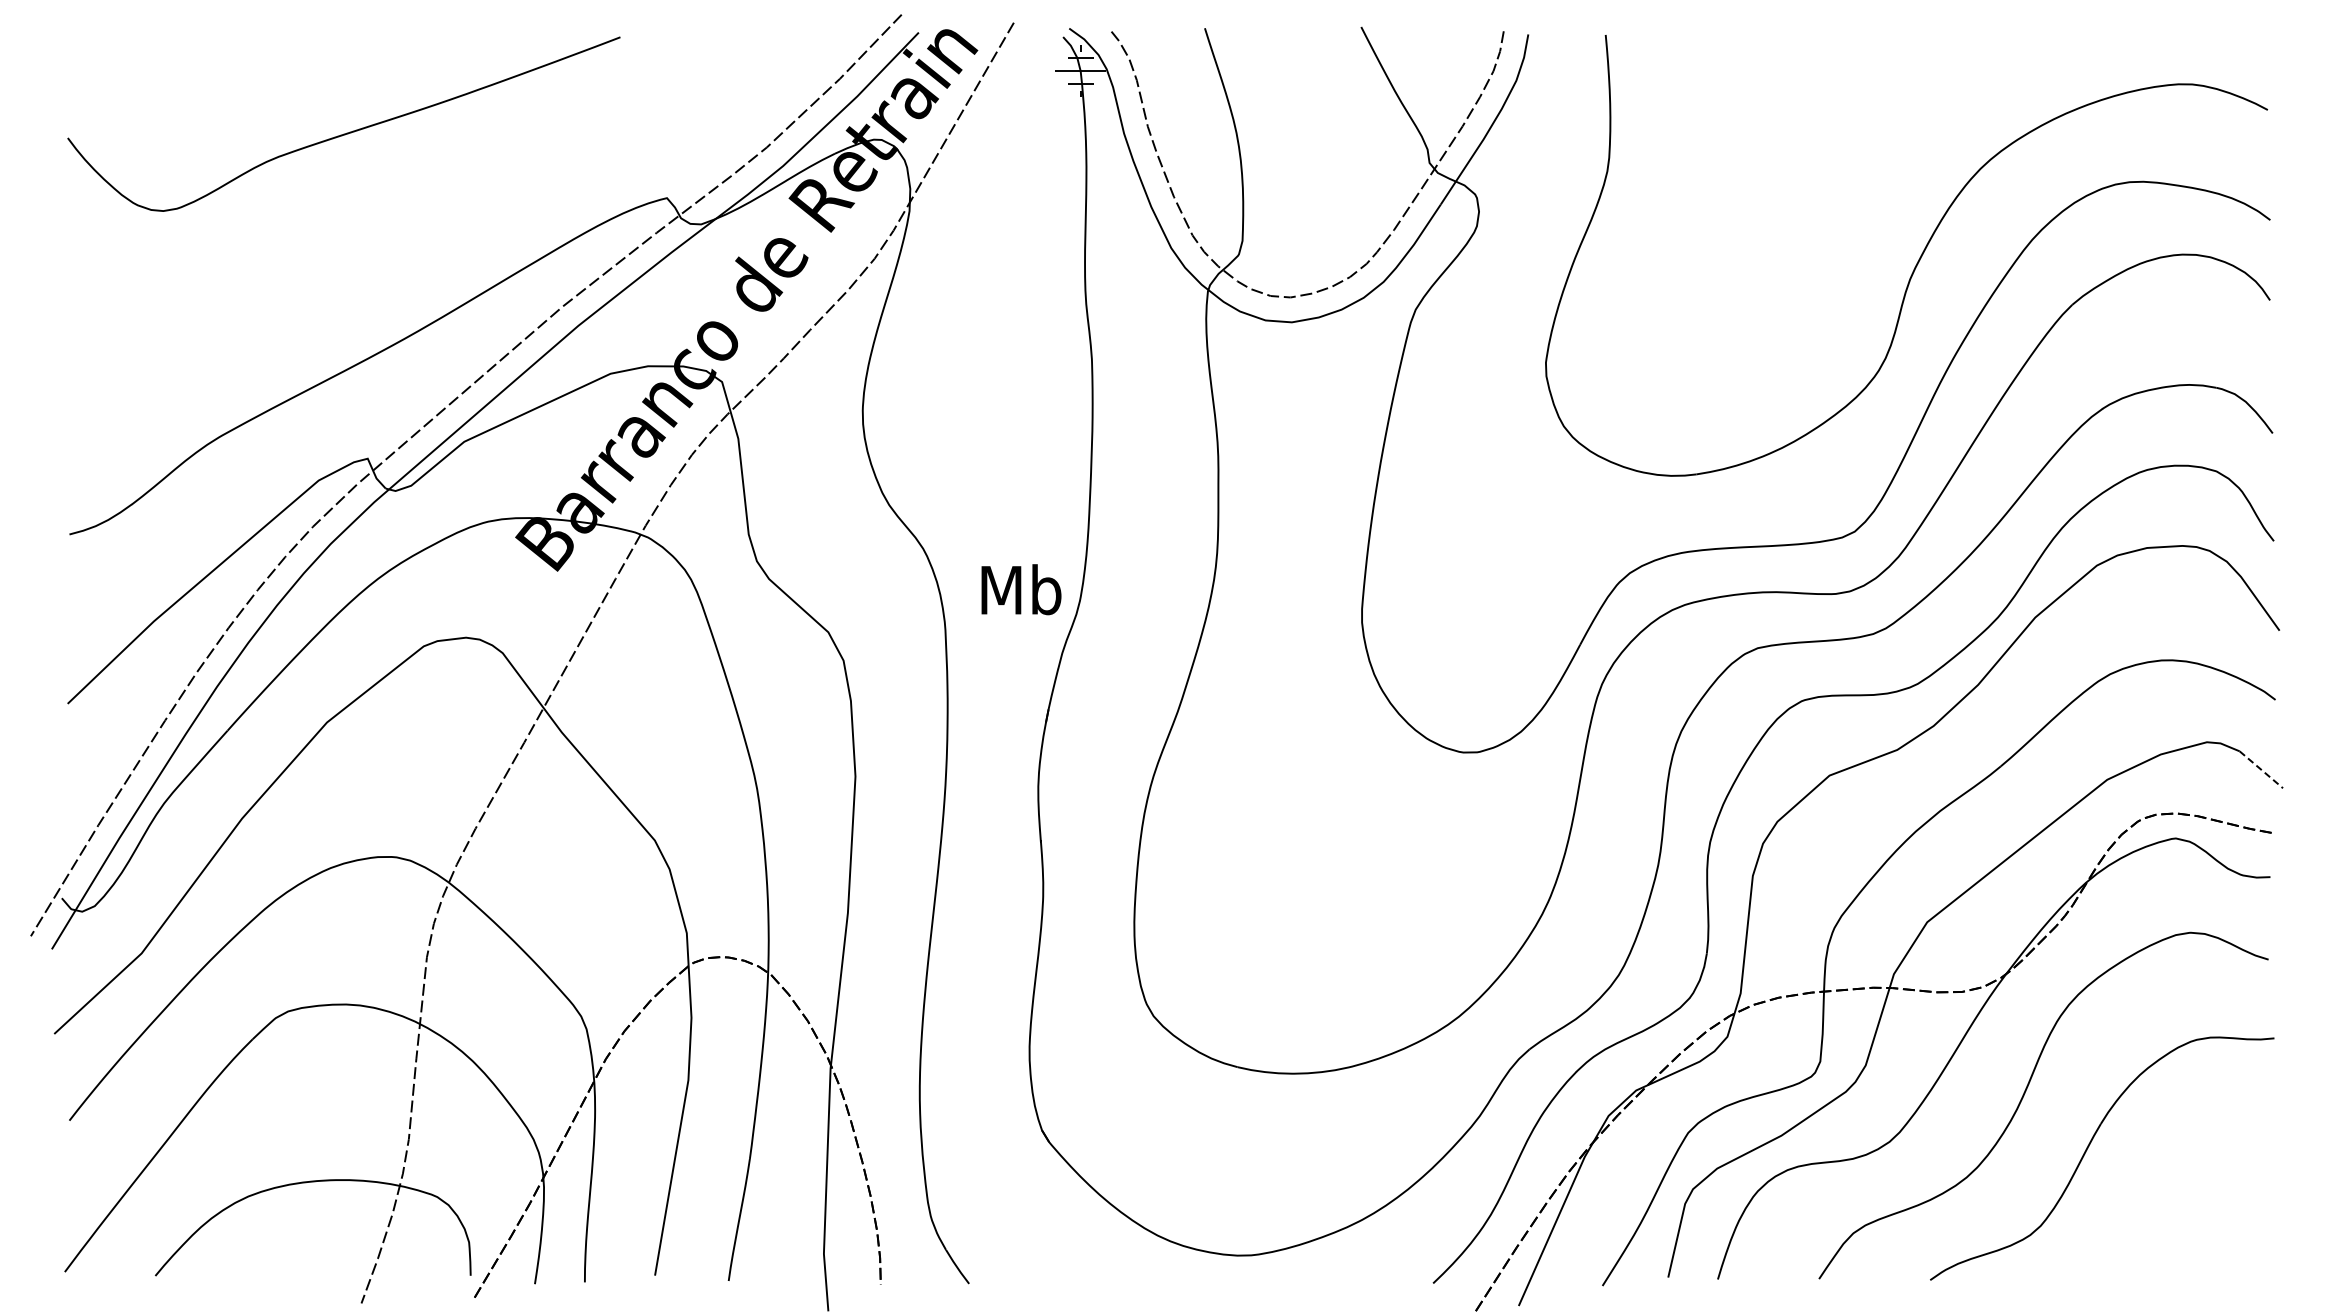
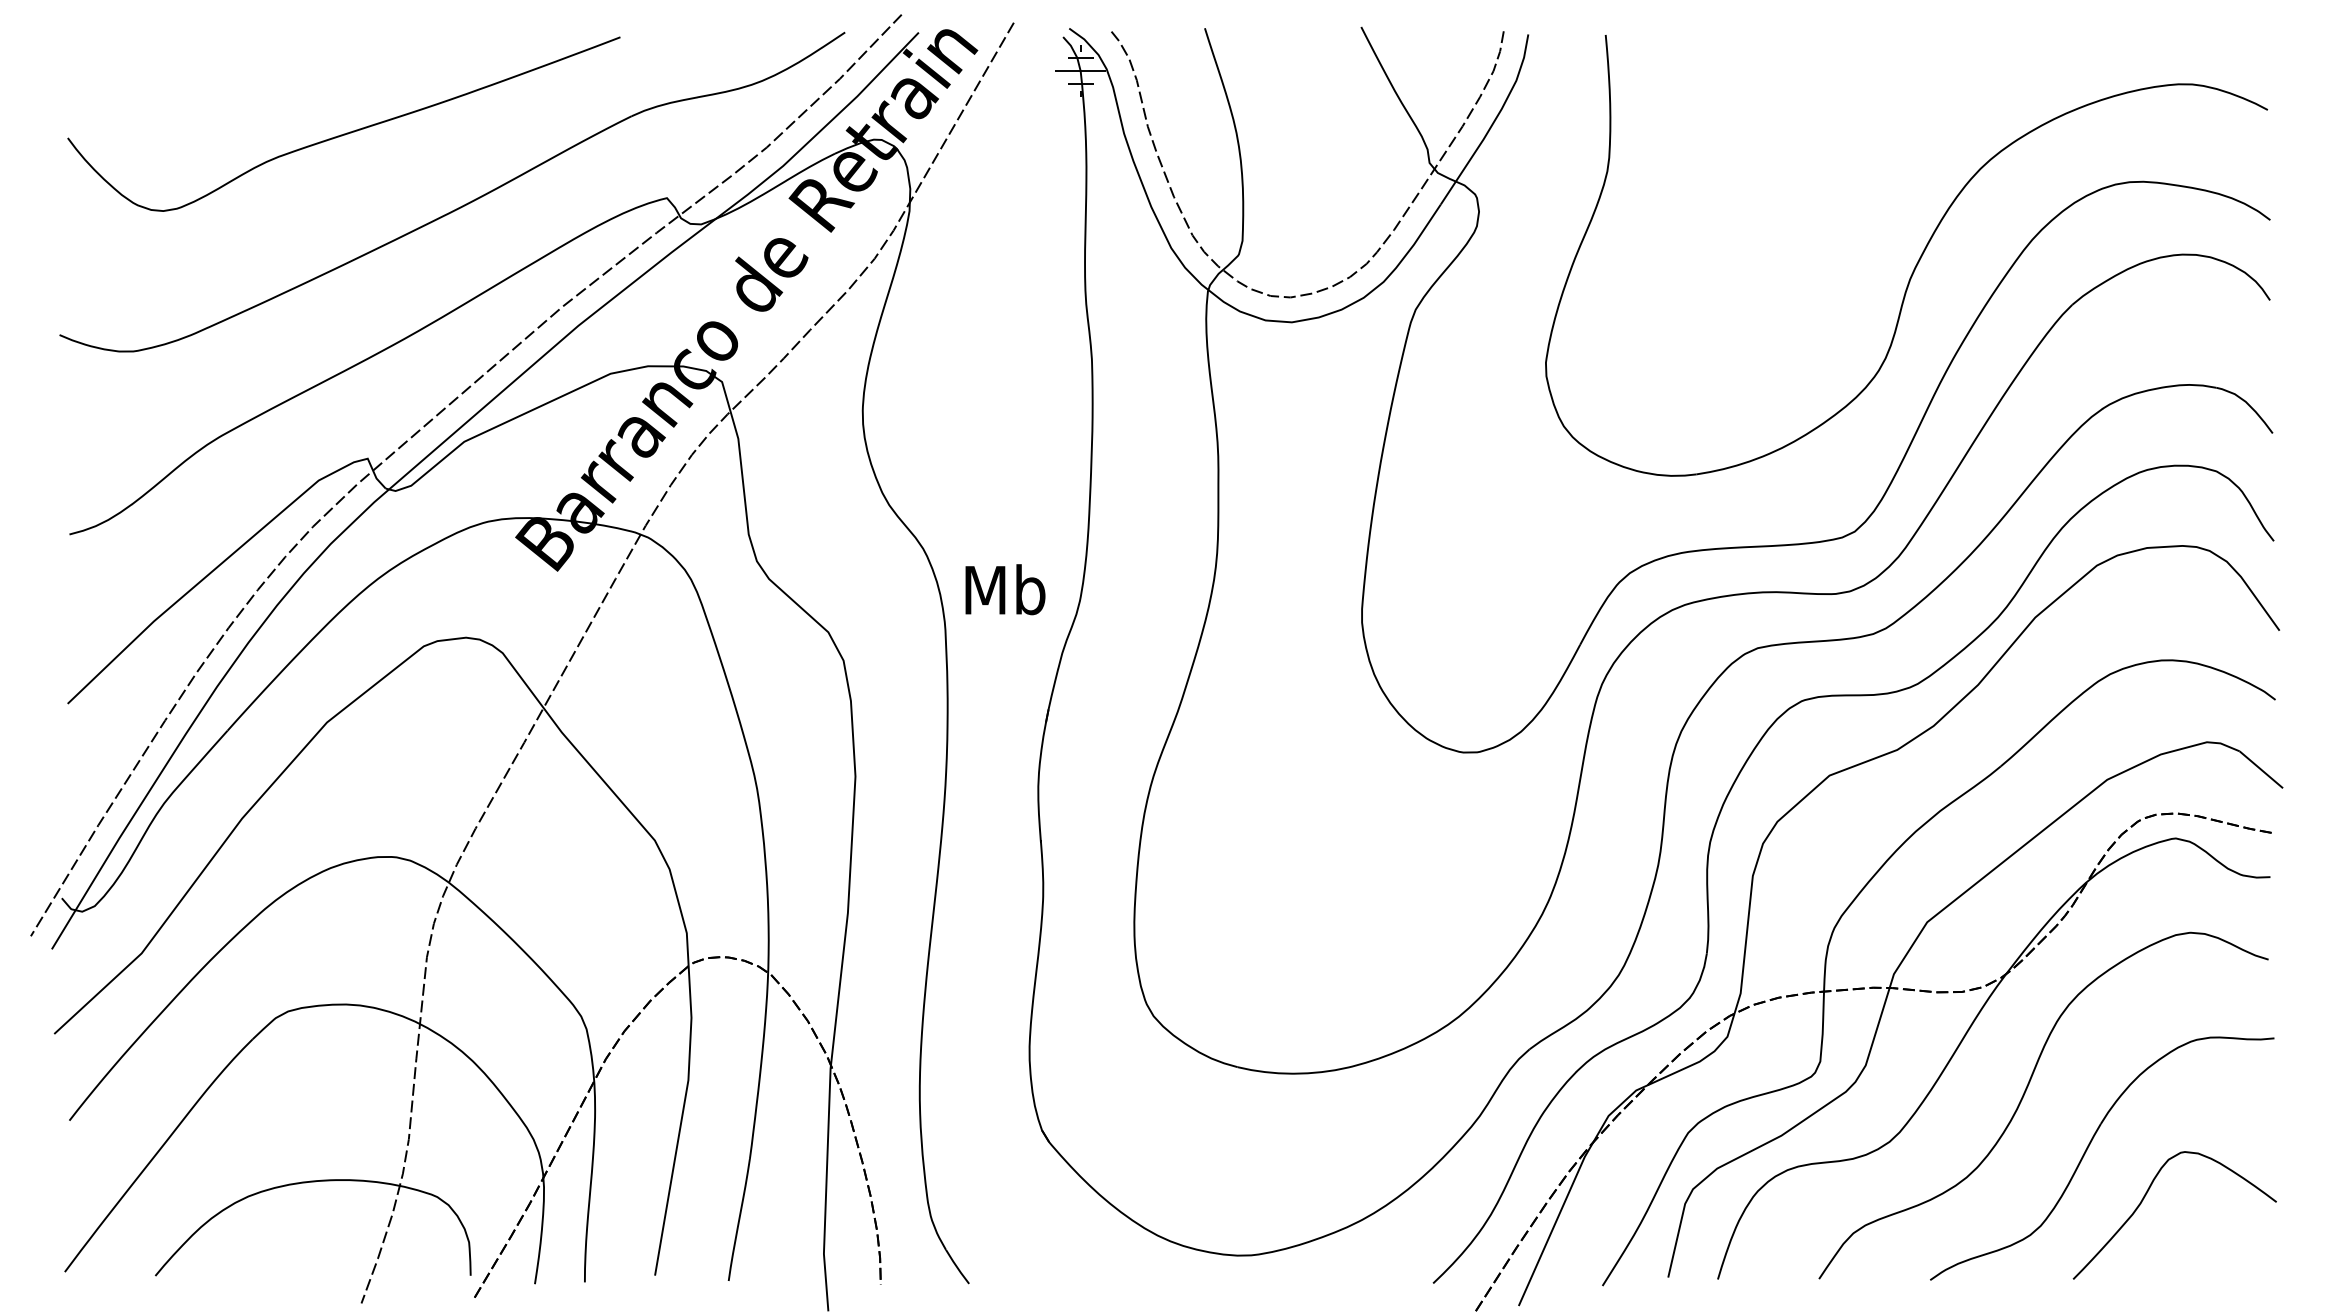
part: none -> present (460, 206)
text position: (1021, 589) -> (1005, 589) (1005, 589)
line: dashed -> solid (2261, 770)
curve: none -> present (2146, 1195)
